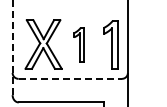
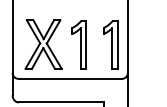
part size: 12x36 px -> 16x50 px (78, 44)
line: dashed -> solid (12, 47)
line: dashed -> solid (70, 78)
